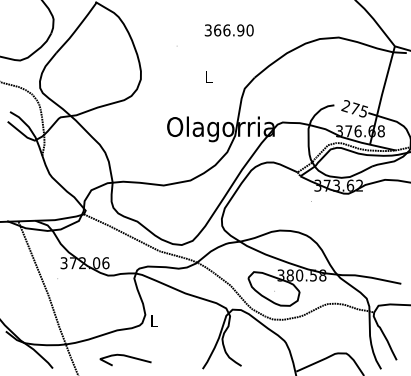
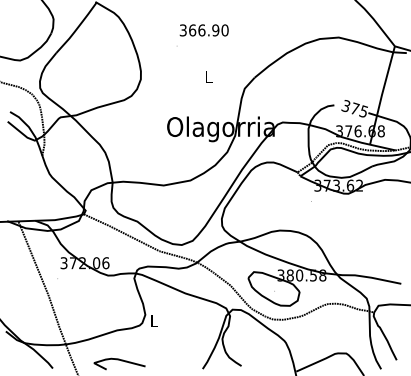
text position: (228, 30) -> (203, 30) (203, 30)
text: 275 -> 375 (345, 106)
curve position: (127, 357) -> (121, 361) (121, 361)
